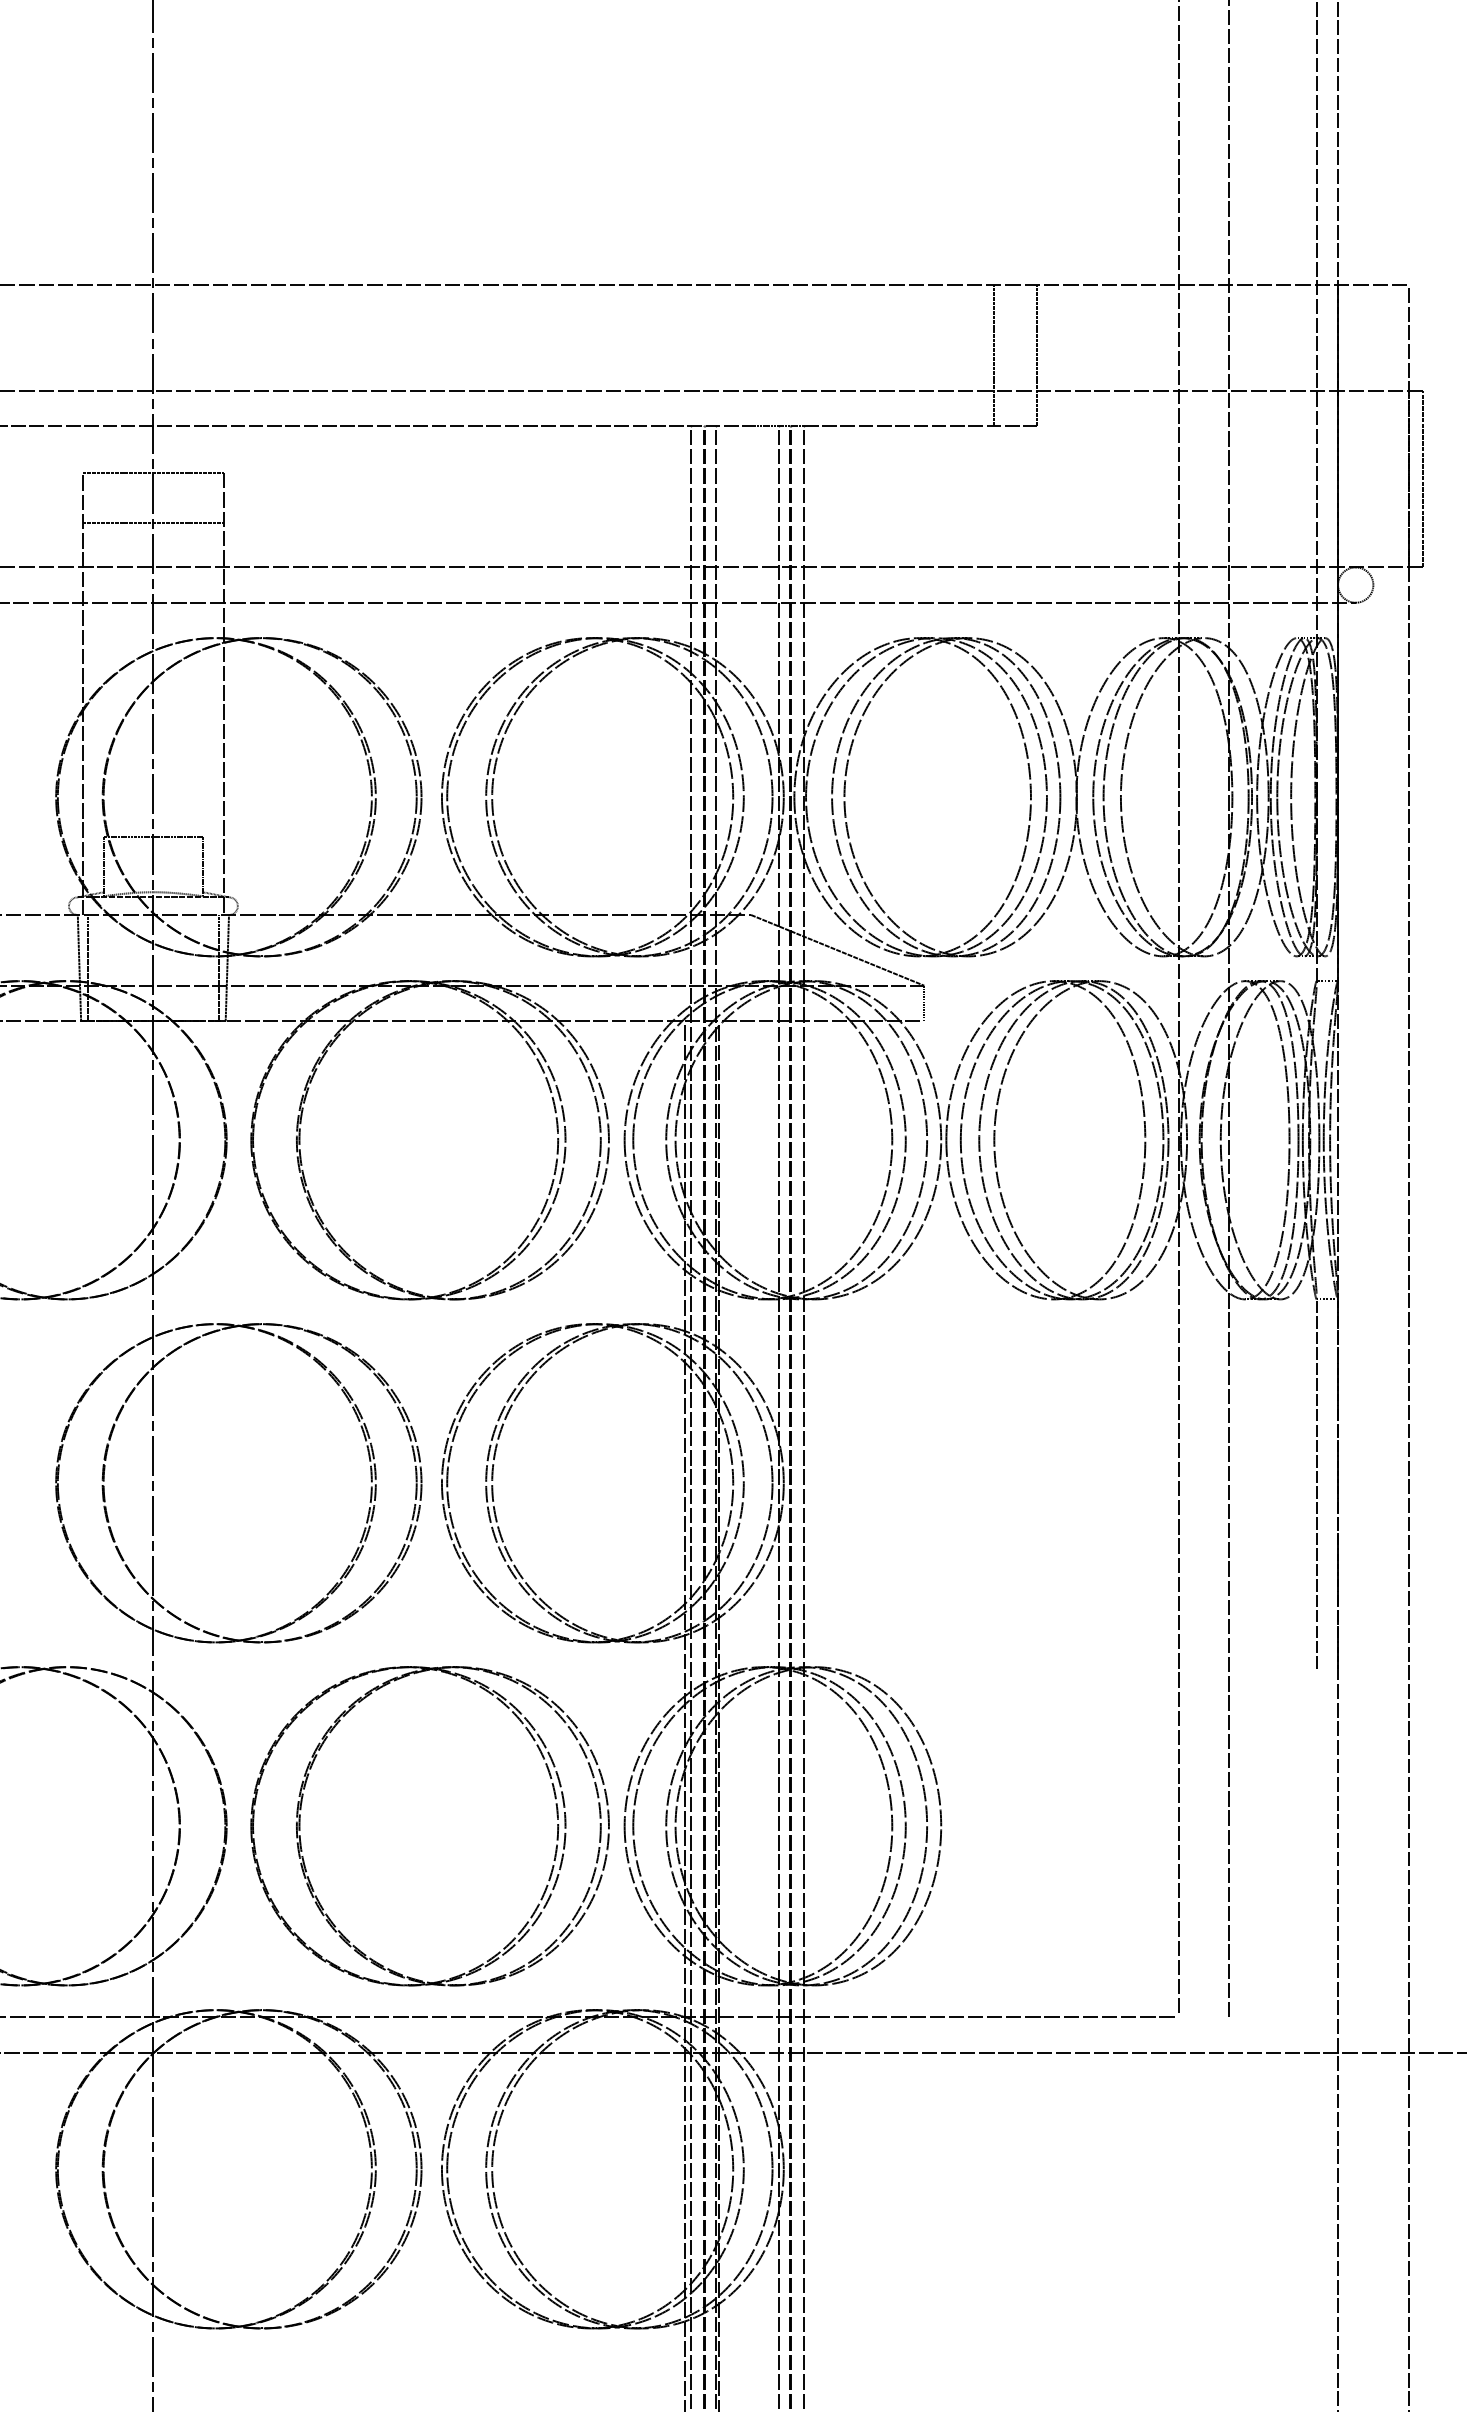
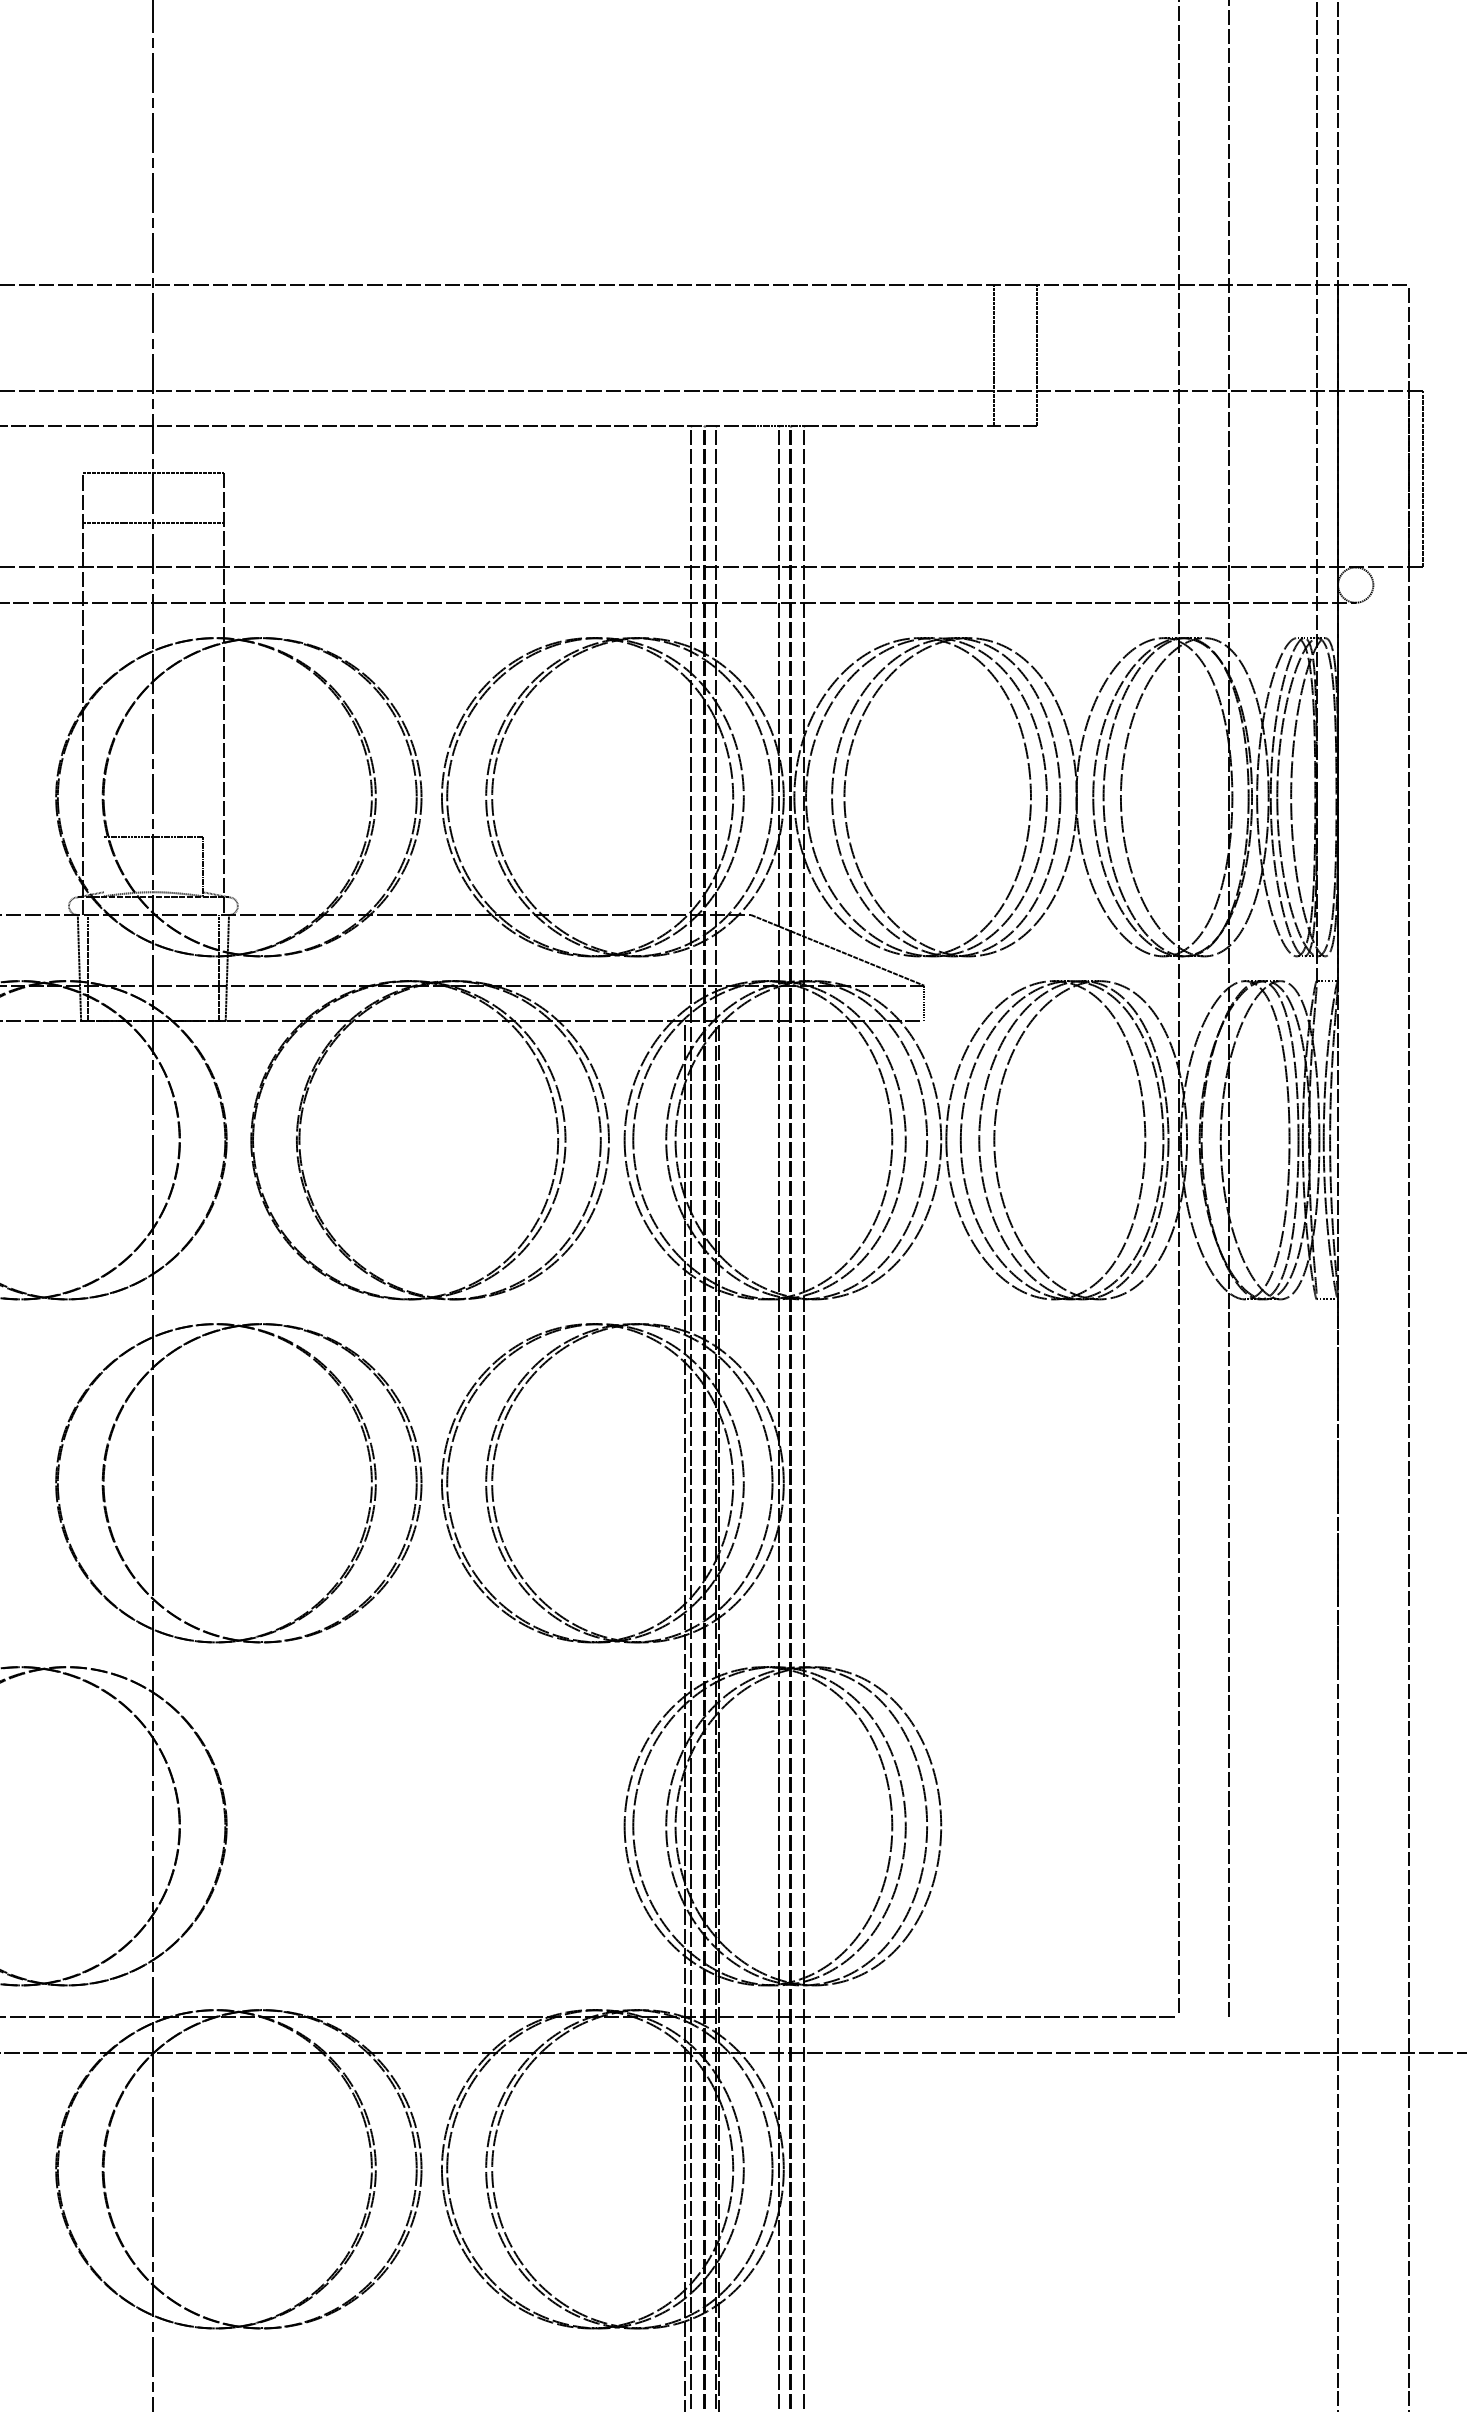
line: present -> none (103, 866)
line: present -> none (1316, 1482)
part: present -> none (556, 1815)
